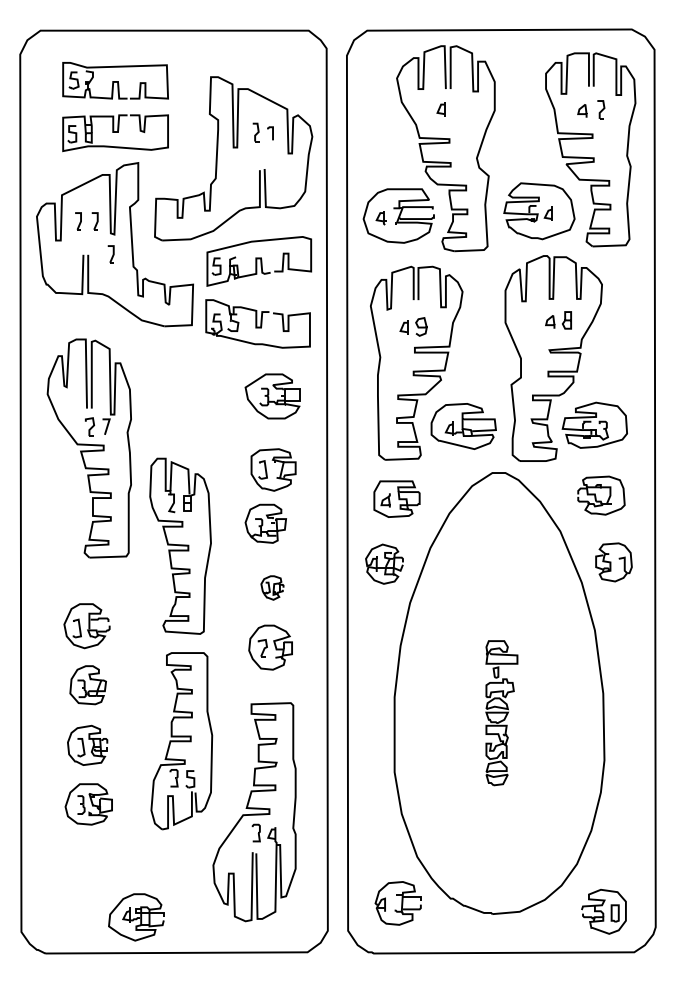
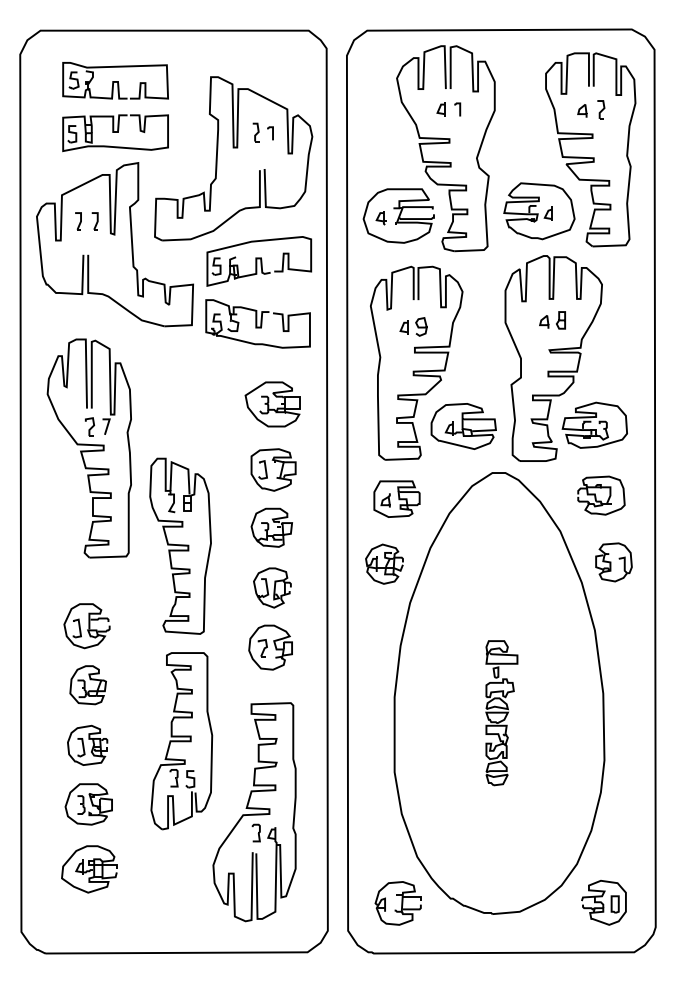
line: none -> present (459, 109)
part: present -> none (110, 254)
part position: (558, 320) -> (552, 320) (552, 320)
part position: (272, 396) -> (272, 404) (272, 404)
part position: (265, 523) -> (271, 527) (271, 527)
part size: 25x26 px -> 39x42 px (272, 587)
part position: (603, 911) -> (603, 902) (603, 902)
part position: (136, 917) -> (89, 869) (89, 869)
